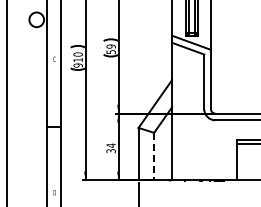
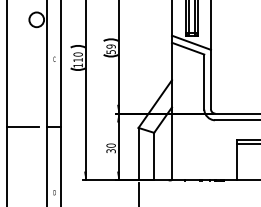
text: 910 -> 110 (77, 65)
line: none -> present (23, 126)
text: 34 -> 30 (110, 145)
line: dashed -> solid (154, 156)
